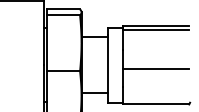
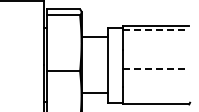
line: solid -> dashed (156, 30)
line: solid -> dashed (156, 69)
